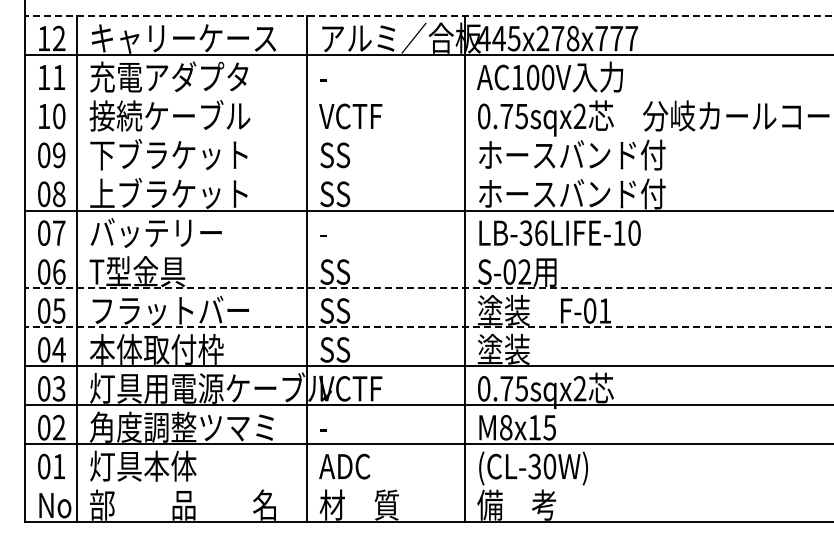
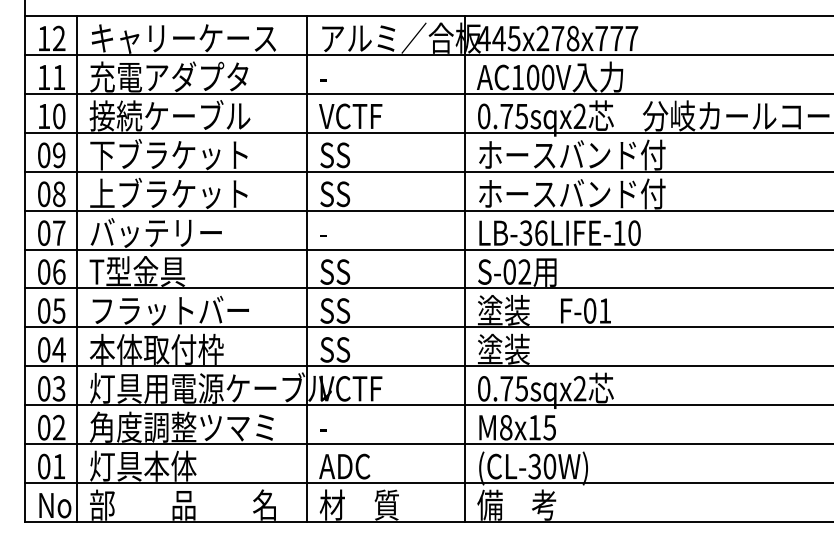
line: dashed -> solid (428, 16)
line: none -> present (427, 93)
line: none -> present (427, 132)
line: none -> present (427, 171)
line: none -> present (427, 249)
line: dashed -> solid (428, 288)
line: dashed -> solid (428, 327)
line: none -> present (427, 482)
